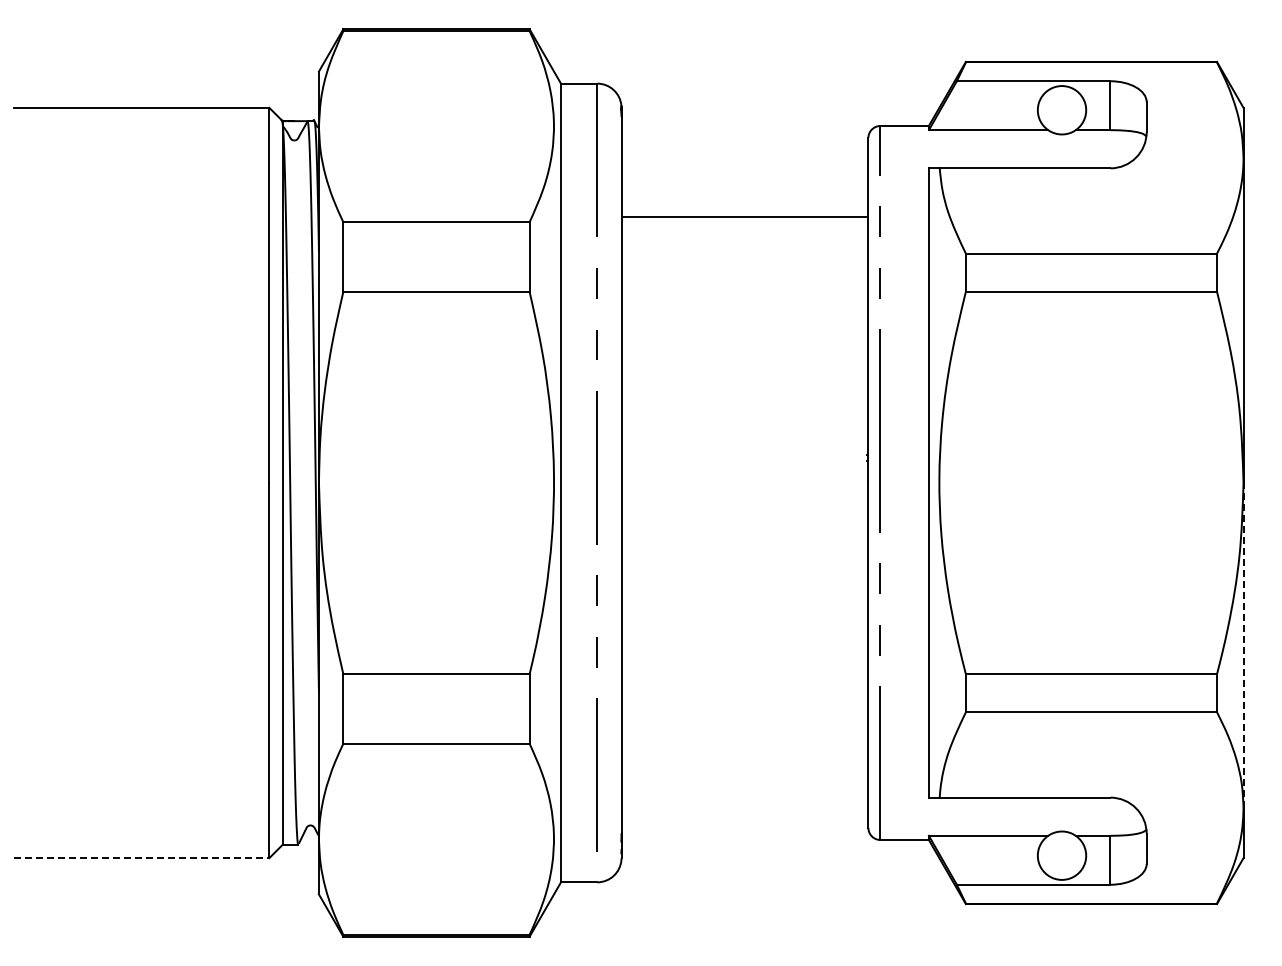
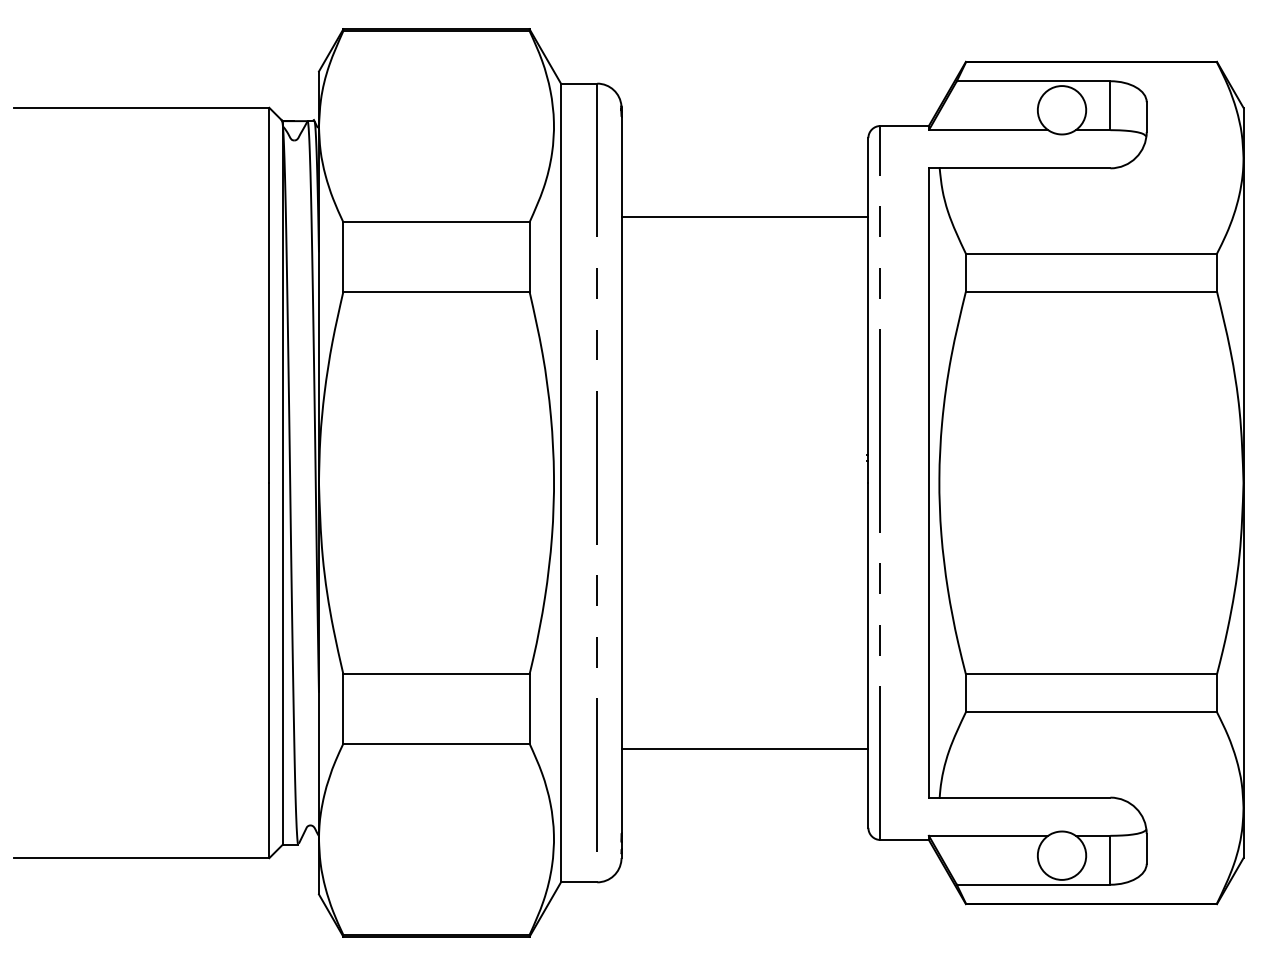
line: dashed -> solid (1243, 644)
line: none -> present (744, 749)
line: dashed -> solid (141, 858)
